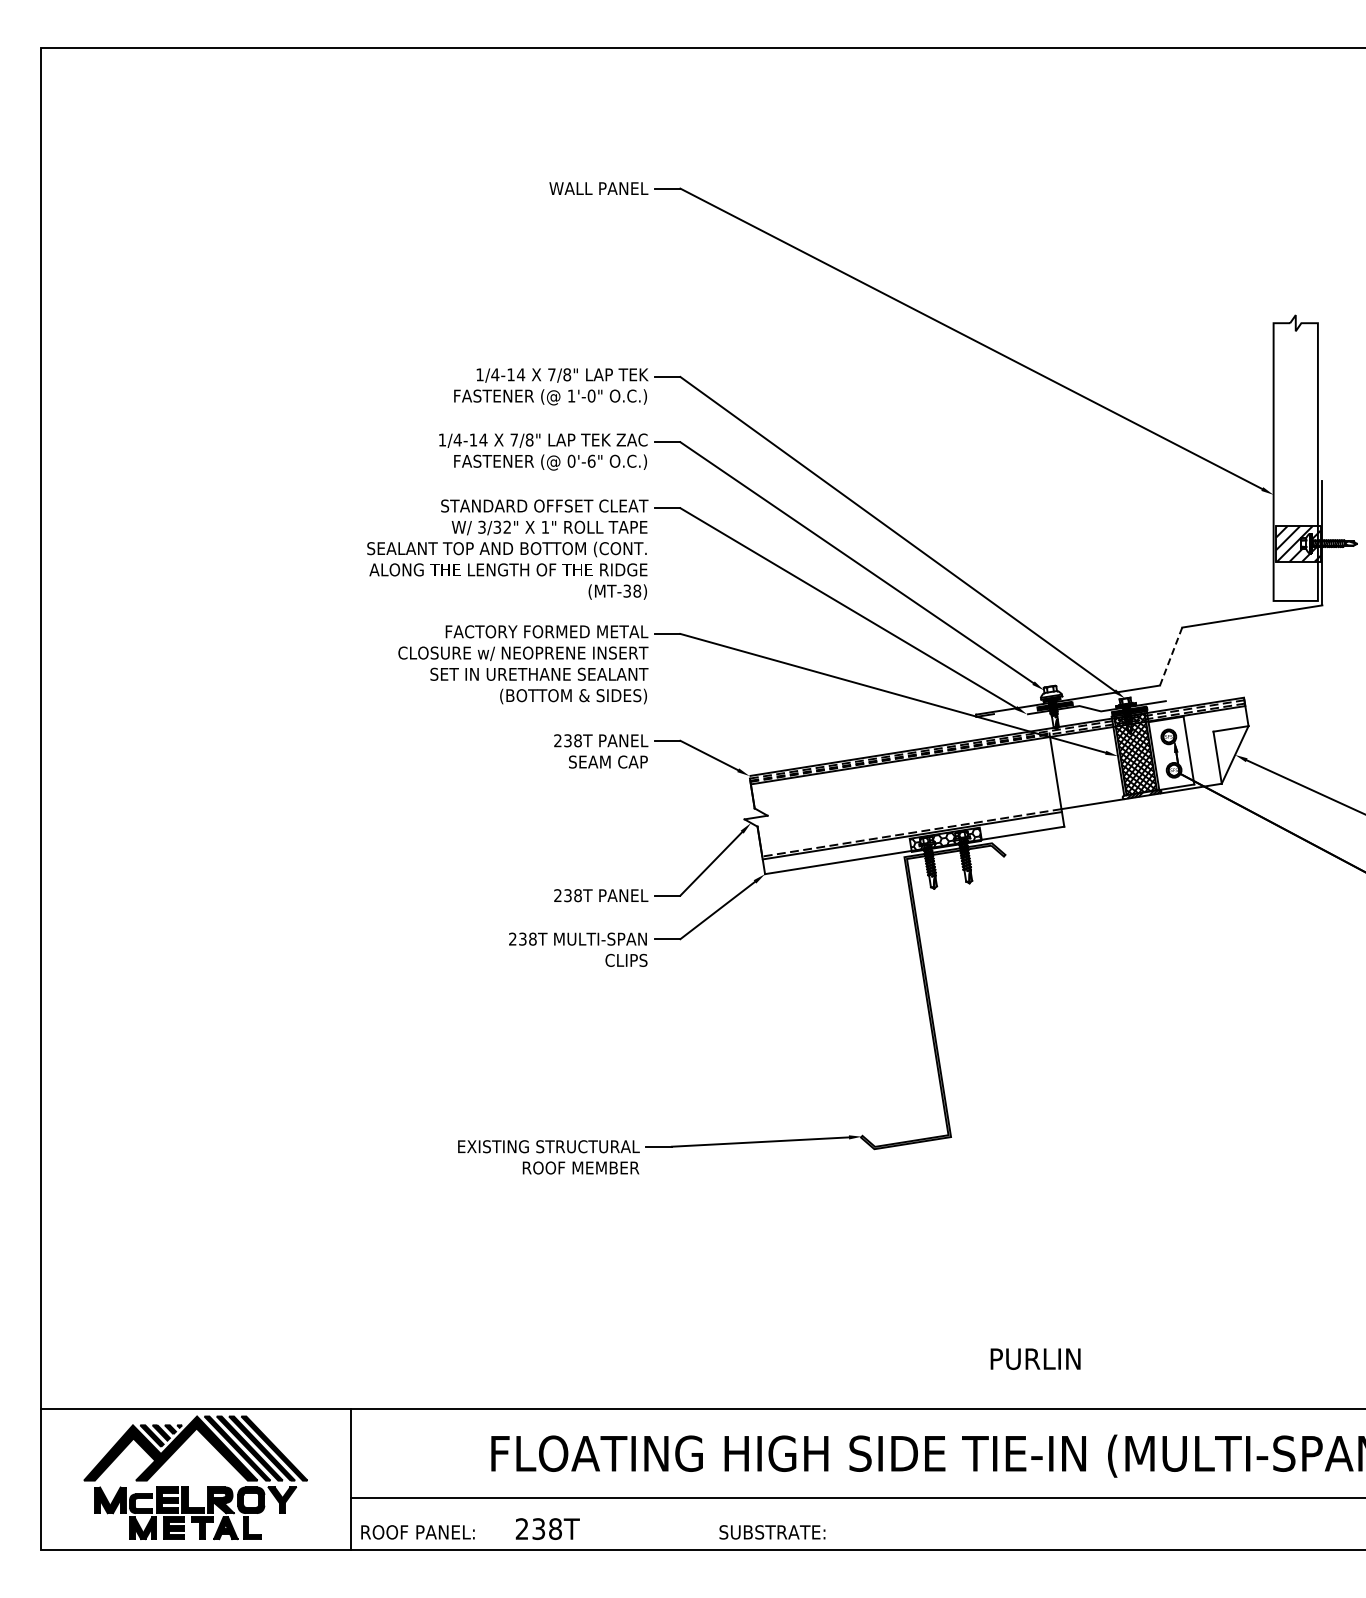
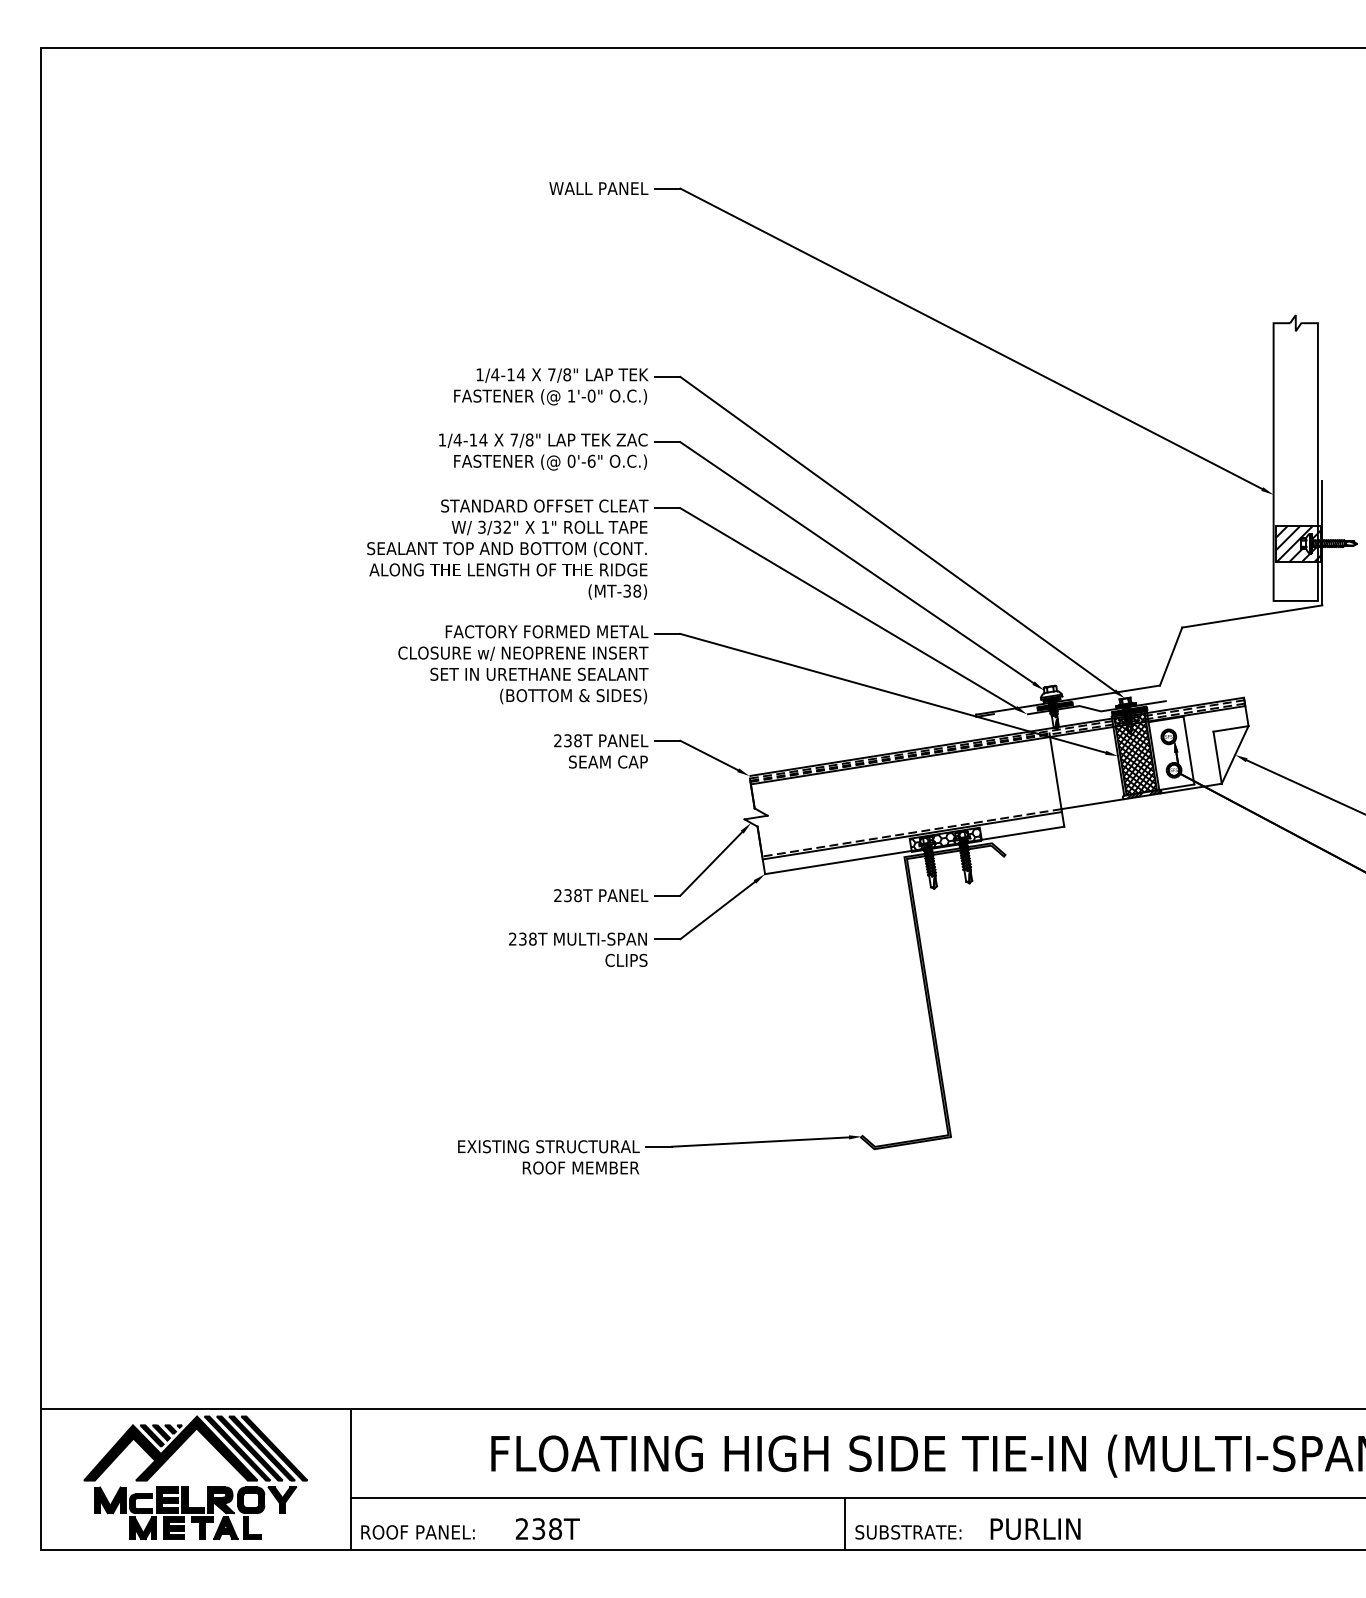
line: dashed -> solid (1171, 656)
text position: (1035, 1358) -> (1035, 1528) (1035, 1528)
line: none -> present (845, 1524)
text position: (772, 1532) -> (908, 1532) (908, 1532)
